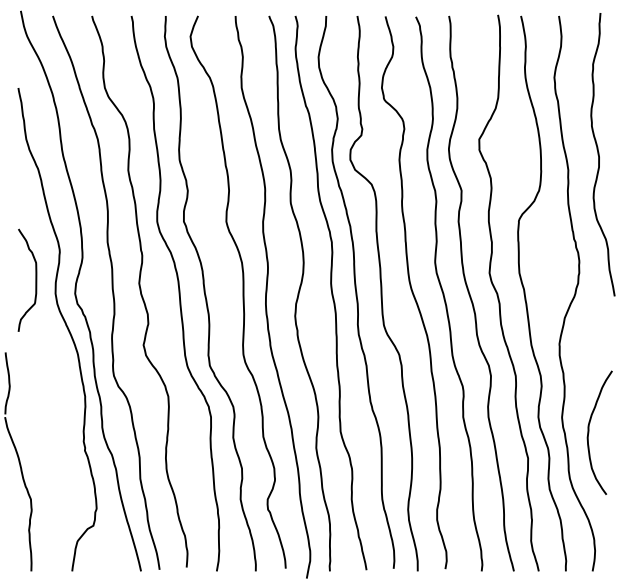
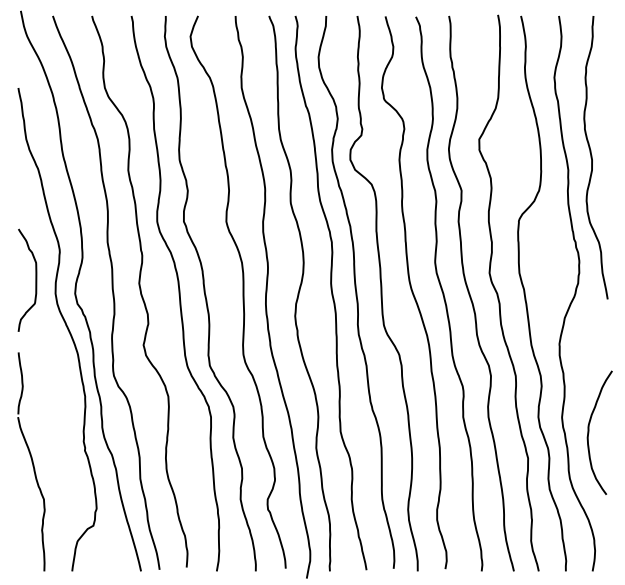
curve position: (599, 154) -> (592, 157) (592, 157)
part position: (18, 461) -> (31, 461) (31, 461)
